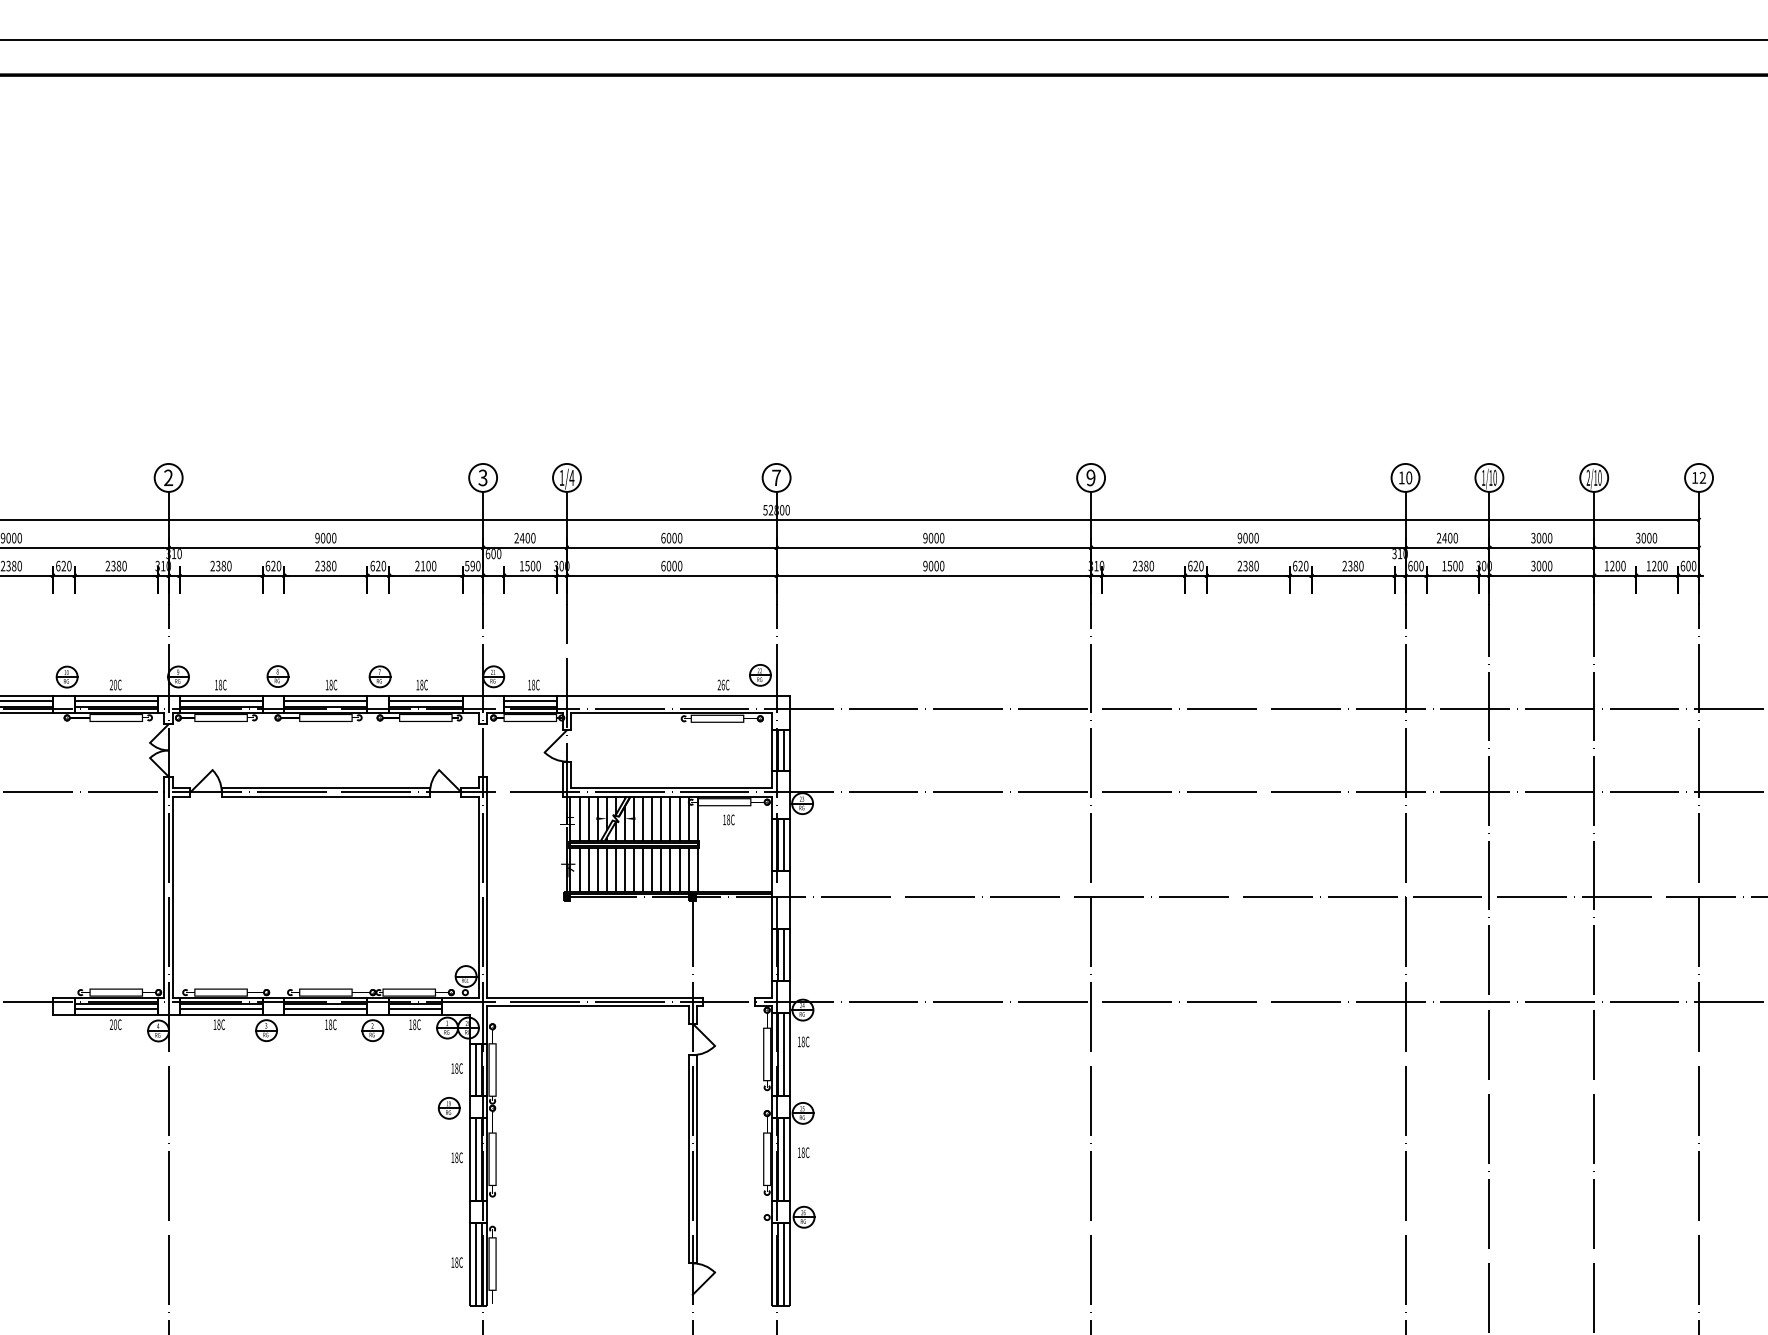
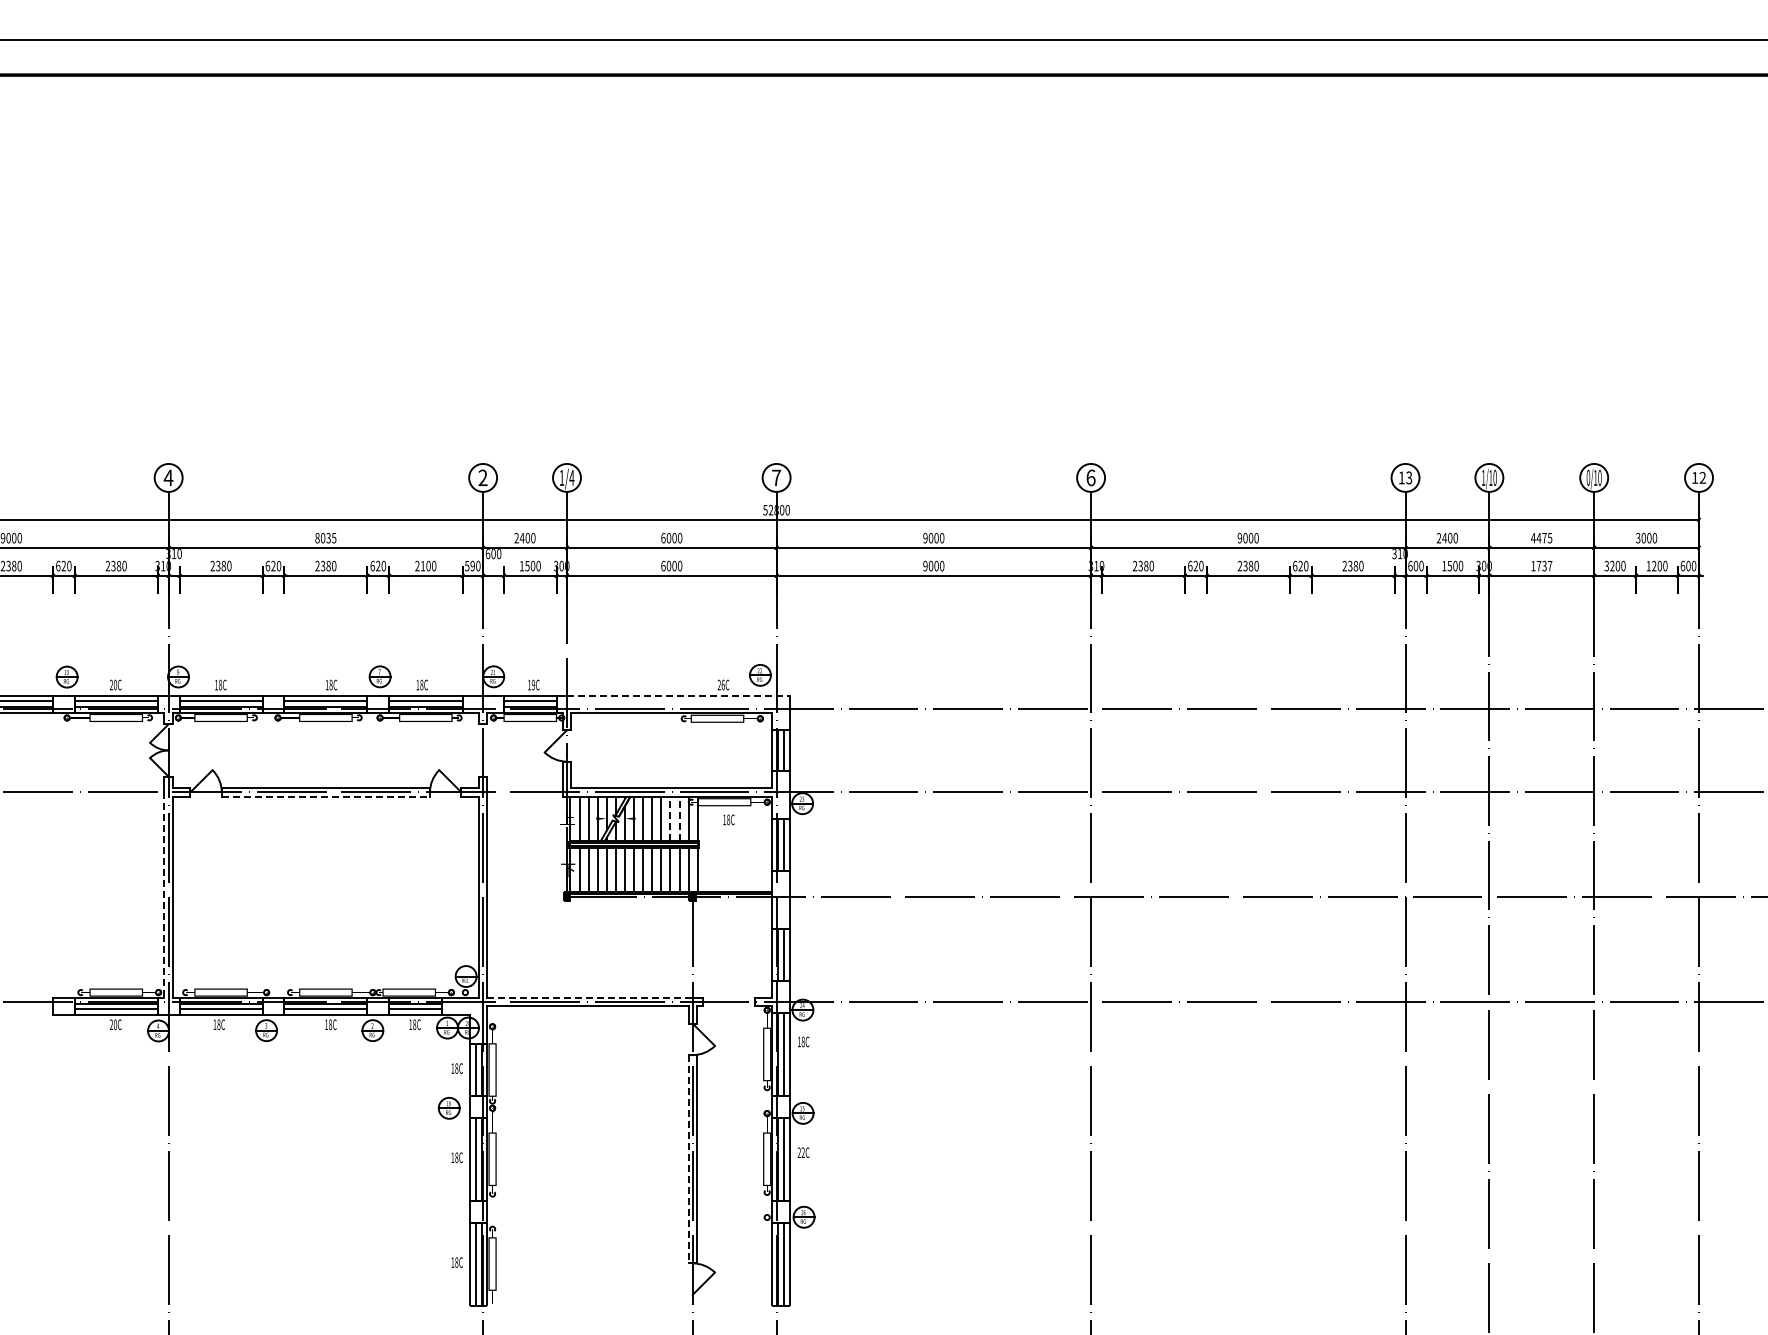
text: 2 -> 4 (168, 477)
text: 9 -> 6 (1090, 477)
text: 10 -> 13 (1409, 477)
text: 2/10 -> 0/10 (1588, 477)
text: 3 -> 2 (482, 478)
text: 9000 -> 8035 (325, 537)
text: 3000 -> 4475 (1541, 537)
text: 3000 -> 1737 (1541, 565)
text: 1200 -> 3200 (1606, 565)
part: present -> none (277, 676)
text: 18C -> 19C (533, 685)
line: solid -> dashed (678, 695)
line: solid -> dashed (326, 796)
line: solid -> dashed (670, 818)
line: solid -> dashed (679, 818)
line: solid -> dashed (164, 895)
line: solid -> dashed (590, 997)
text: 18C -> 22C (800, 1152)
line: solid -> dashed (688, 1159)
